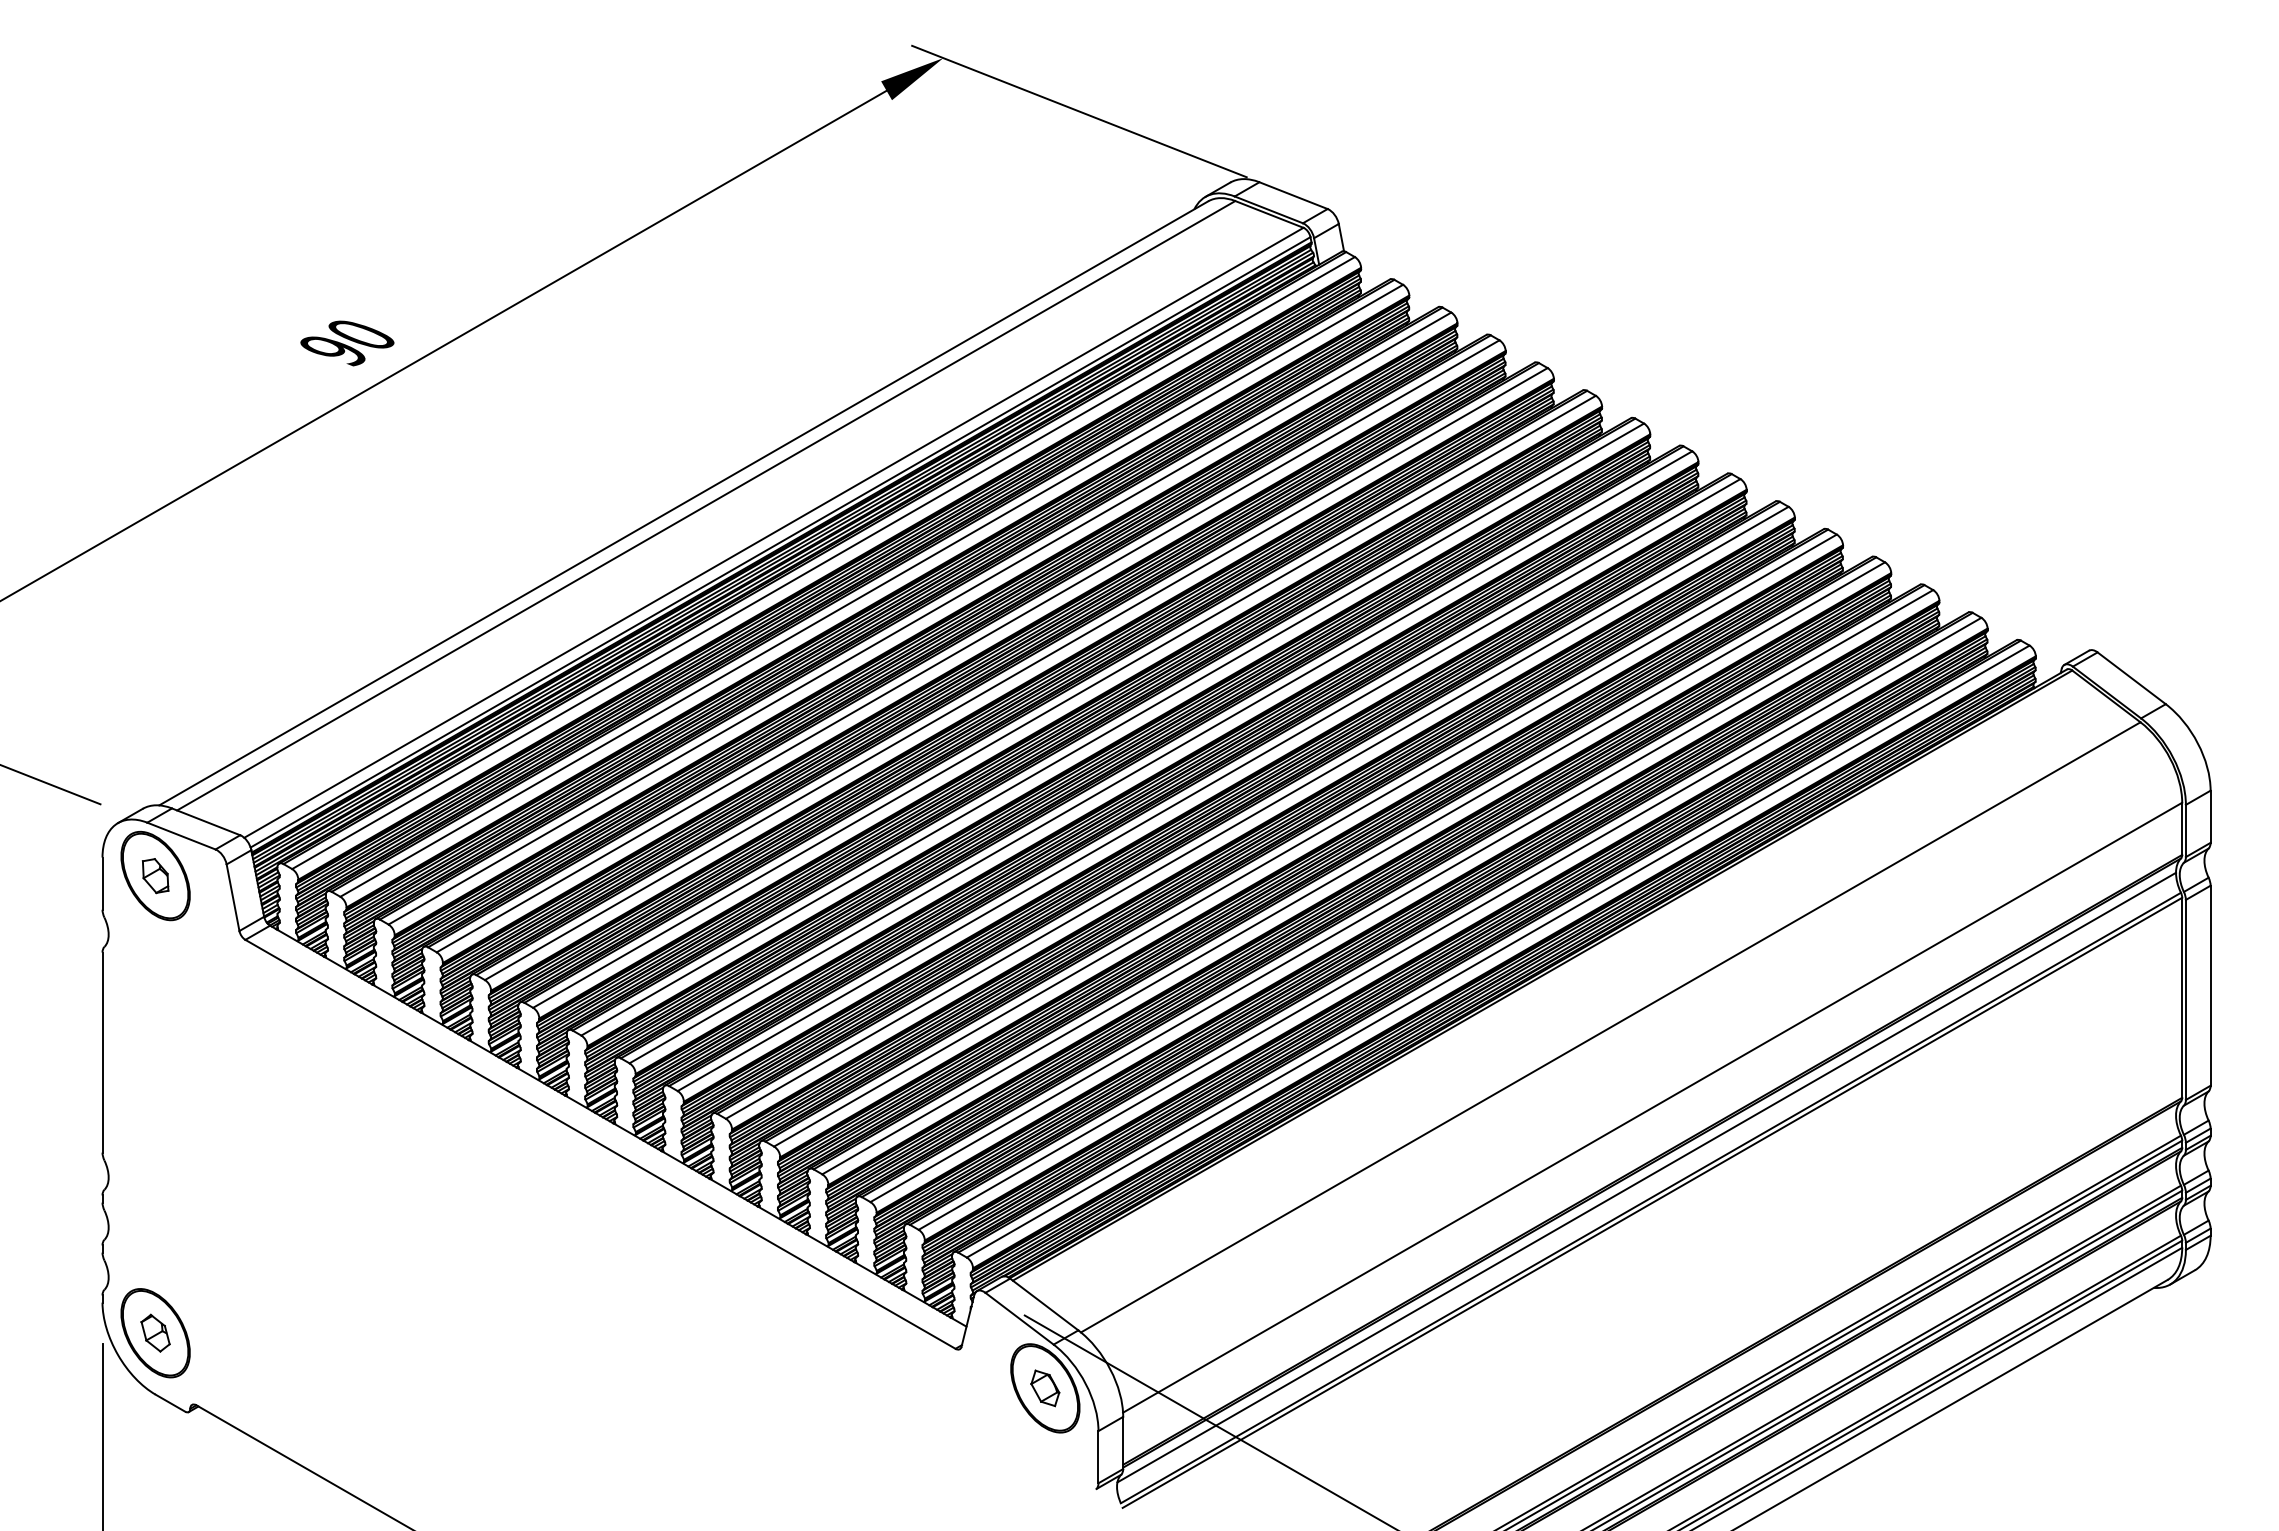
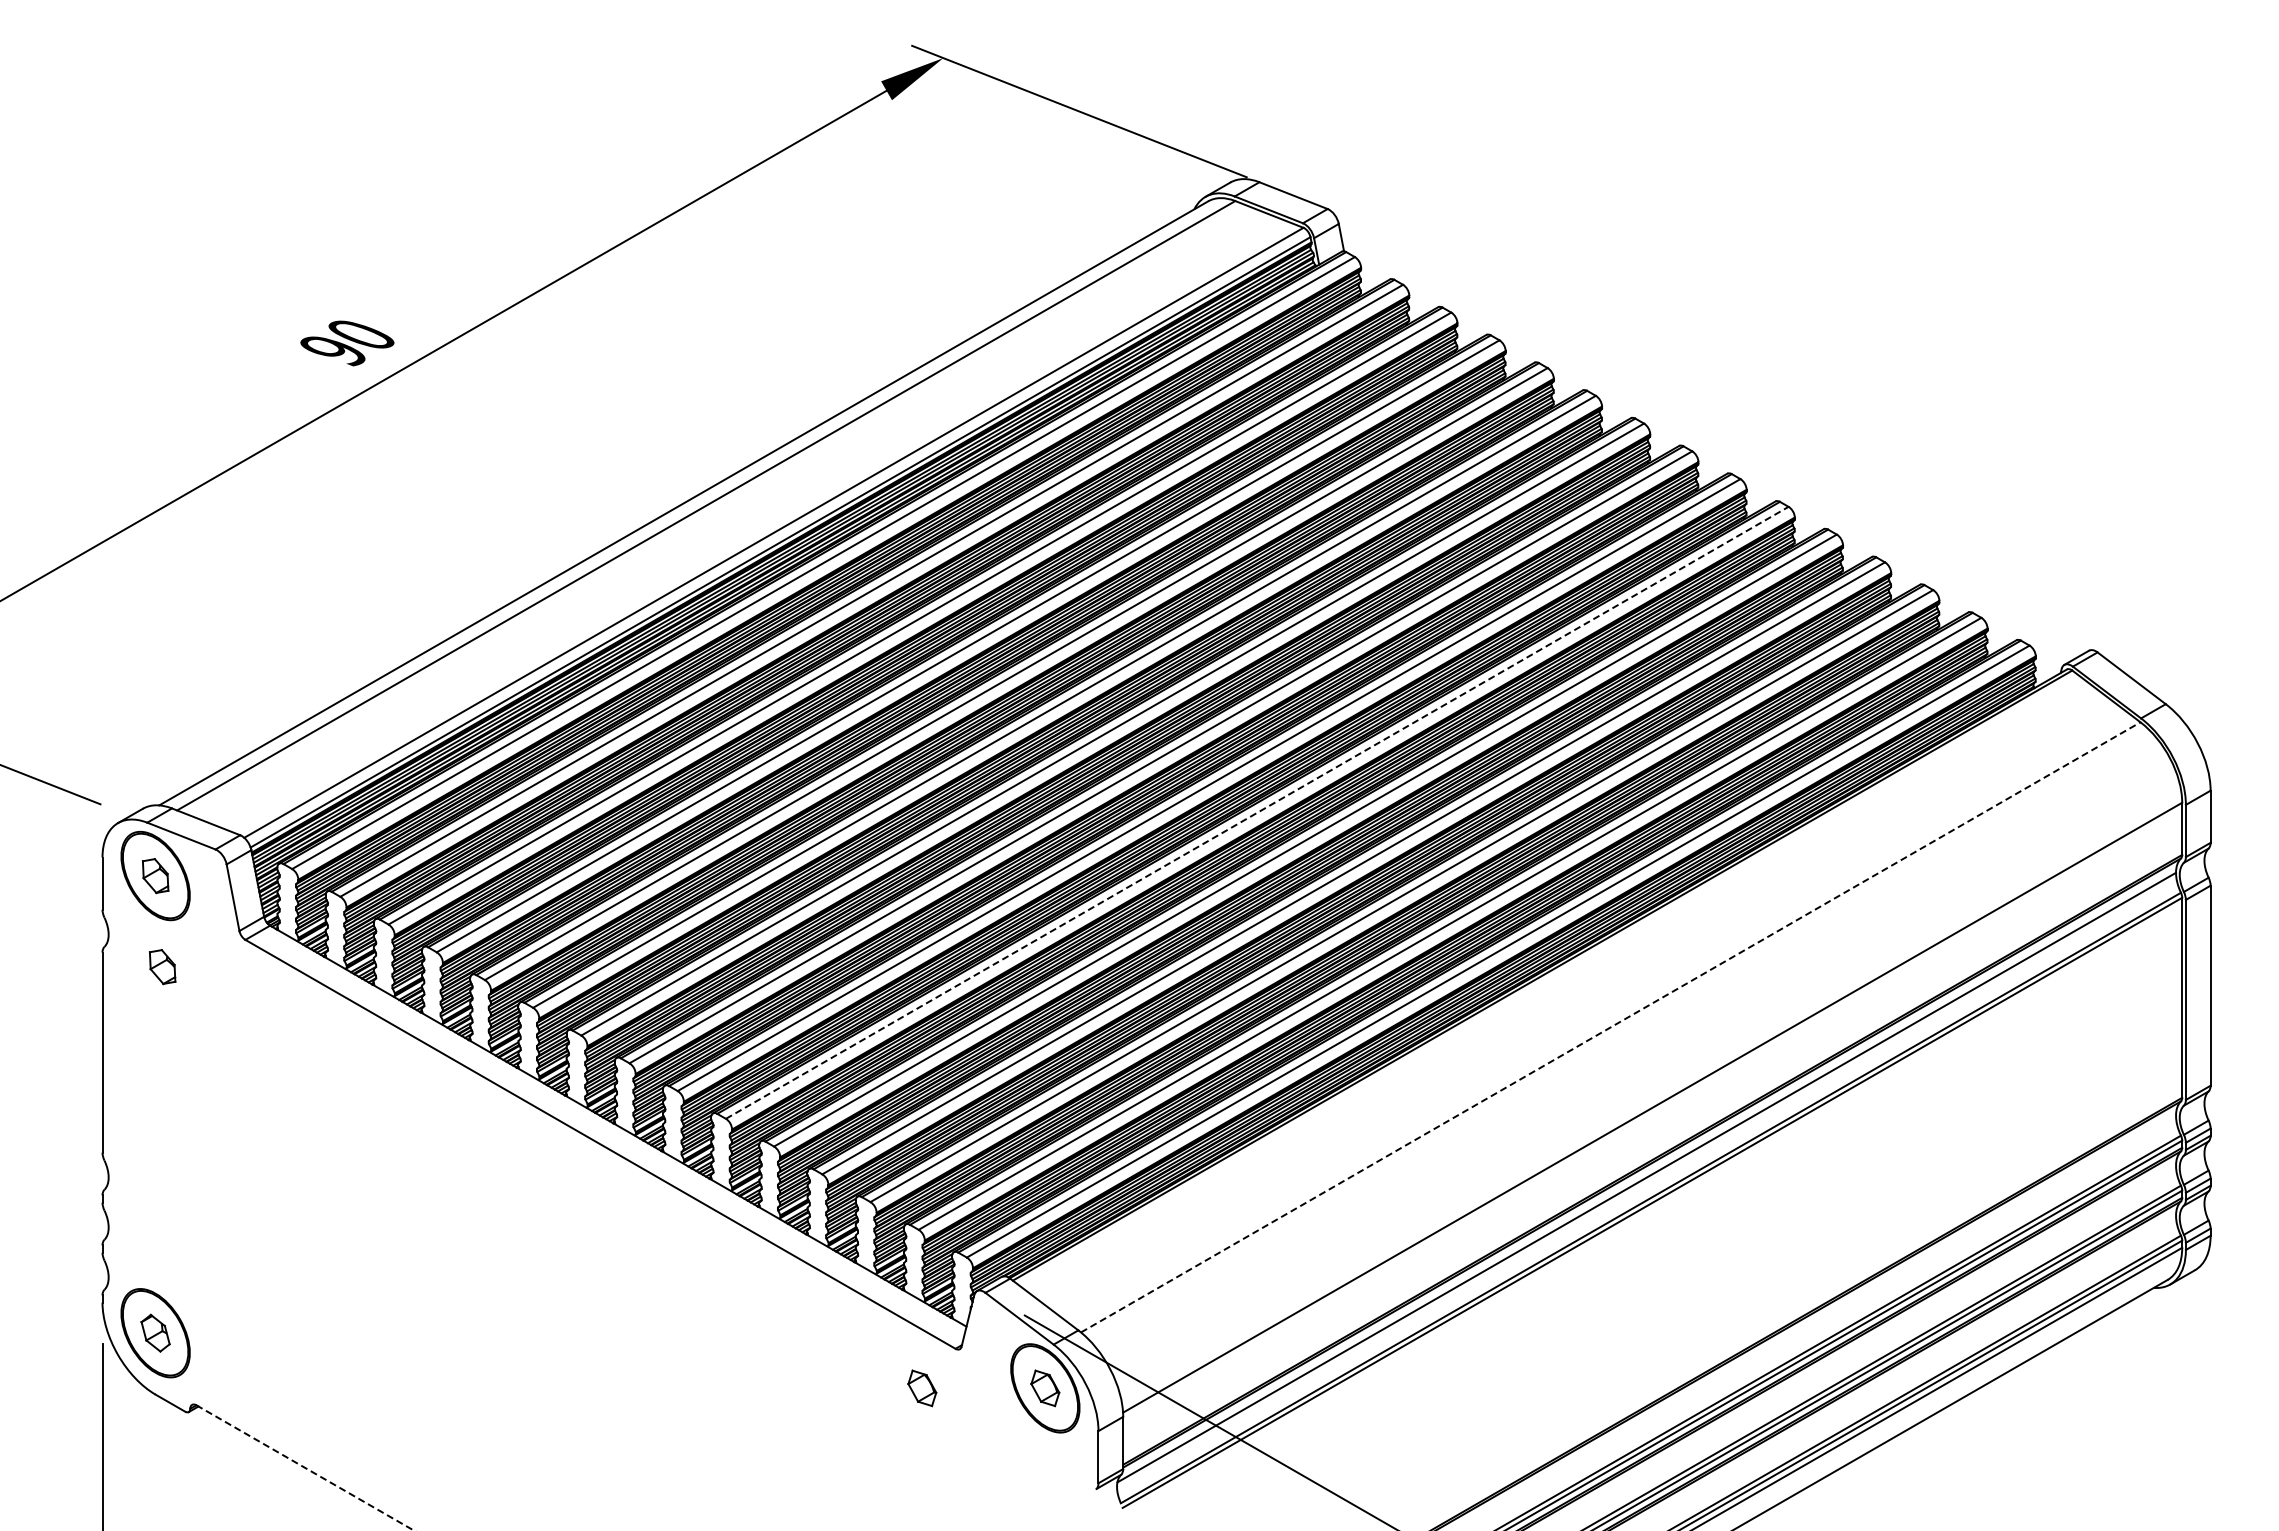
line: solid -> dashed (1257, 812)
part: none -> present (162, 967)
line: solid -> dashed (1611, 1027)
part: none -> present (922, 1388)
line: solid -> dashed (305, 1468)
